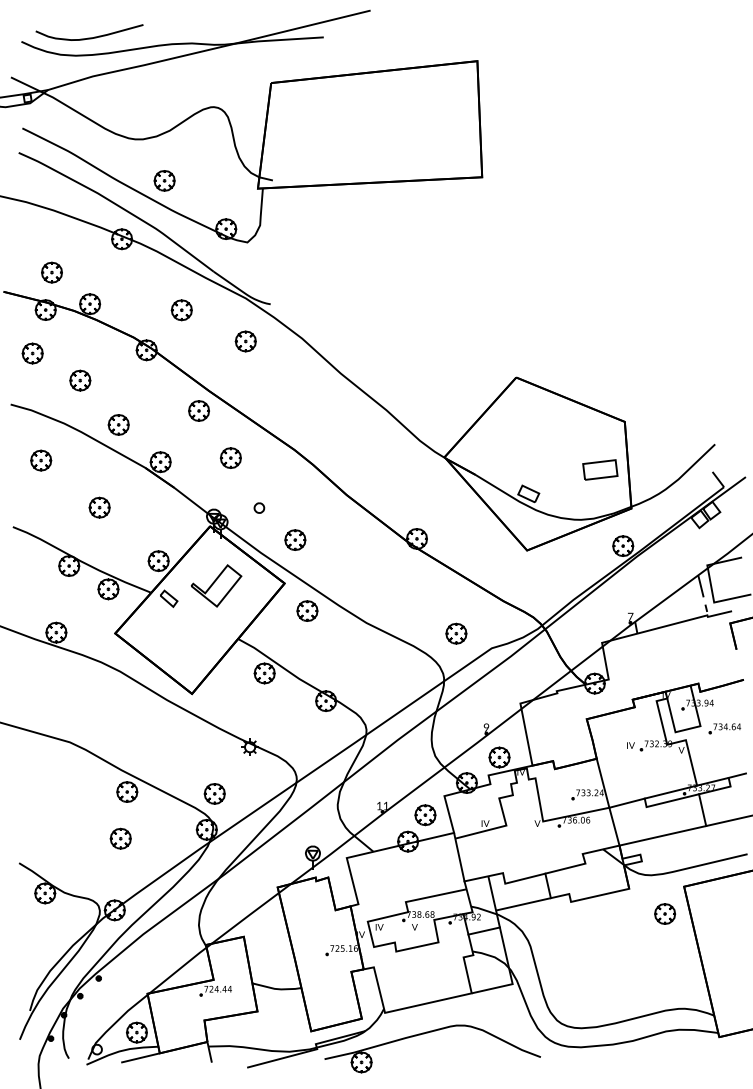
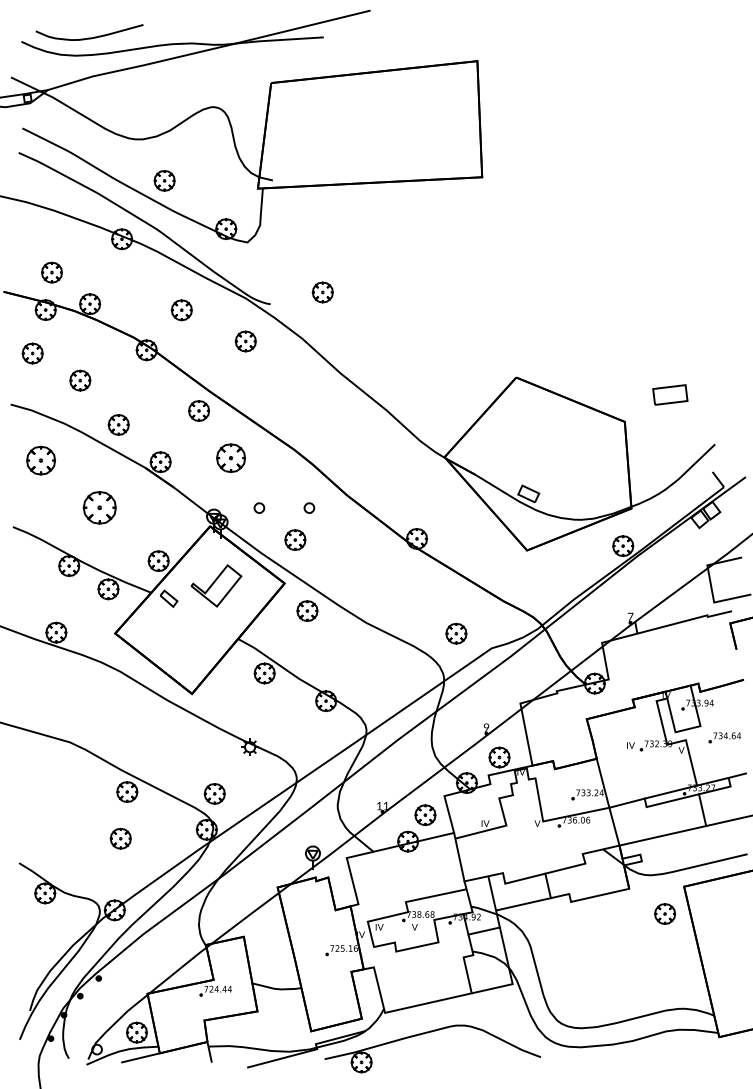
part: none -> present (322, 292)
part size: 23x22 px -> 31x30 px (231, 457)
part size: 23x23 px -> 31x31 px (41, 460)
part position: (600, 469) -> (670, 394) (670, 394)
part size: 23x23 px -> 35x34 px (99, 507)
part: none -> present (309, 507)
line: present -> none (703, 595)
part position: (724, 728) -> (724, 737) (724, 737)
